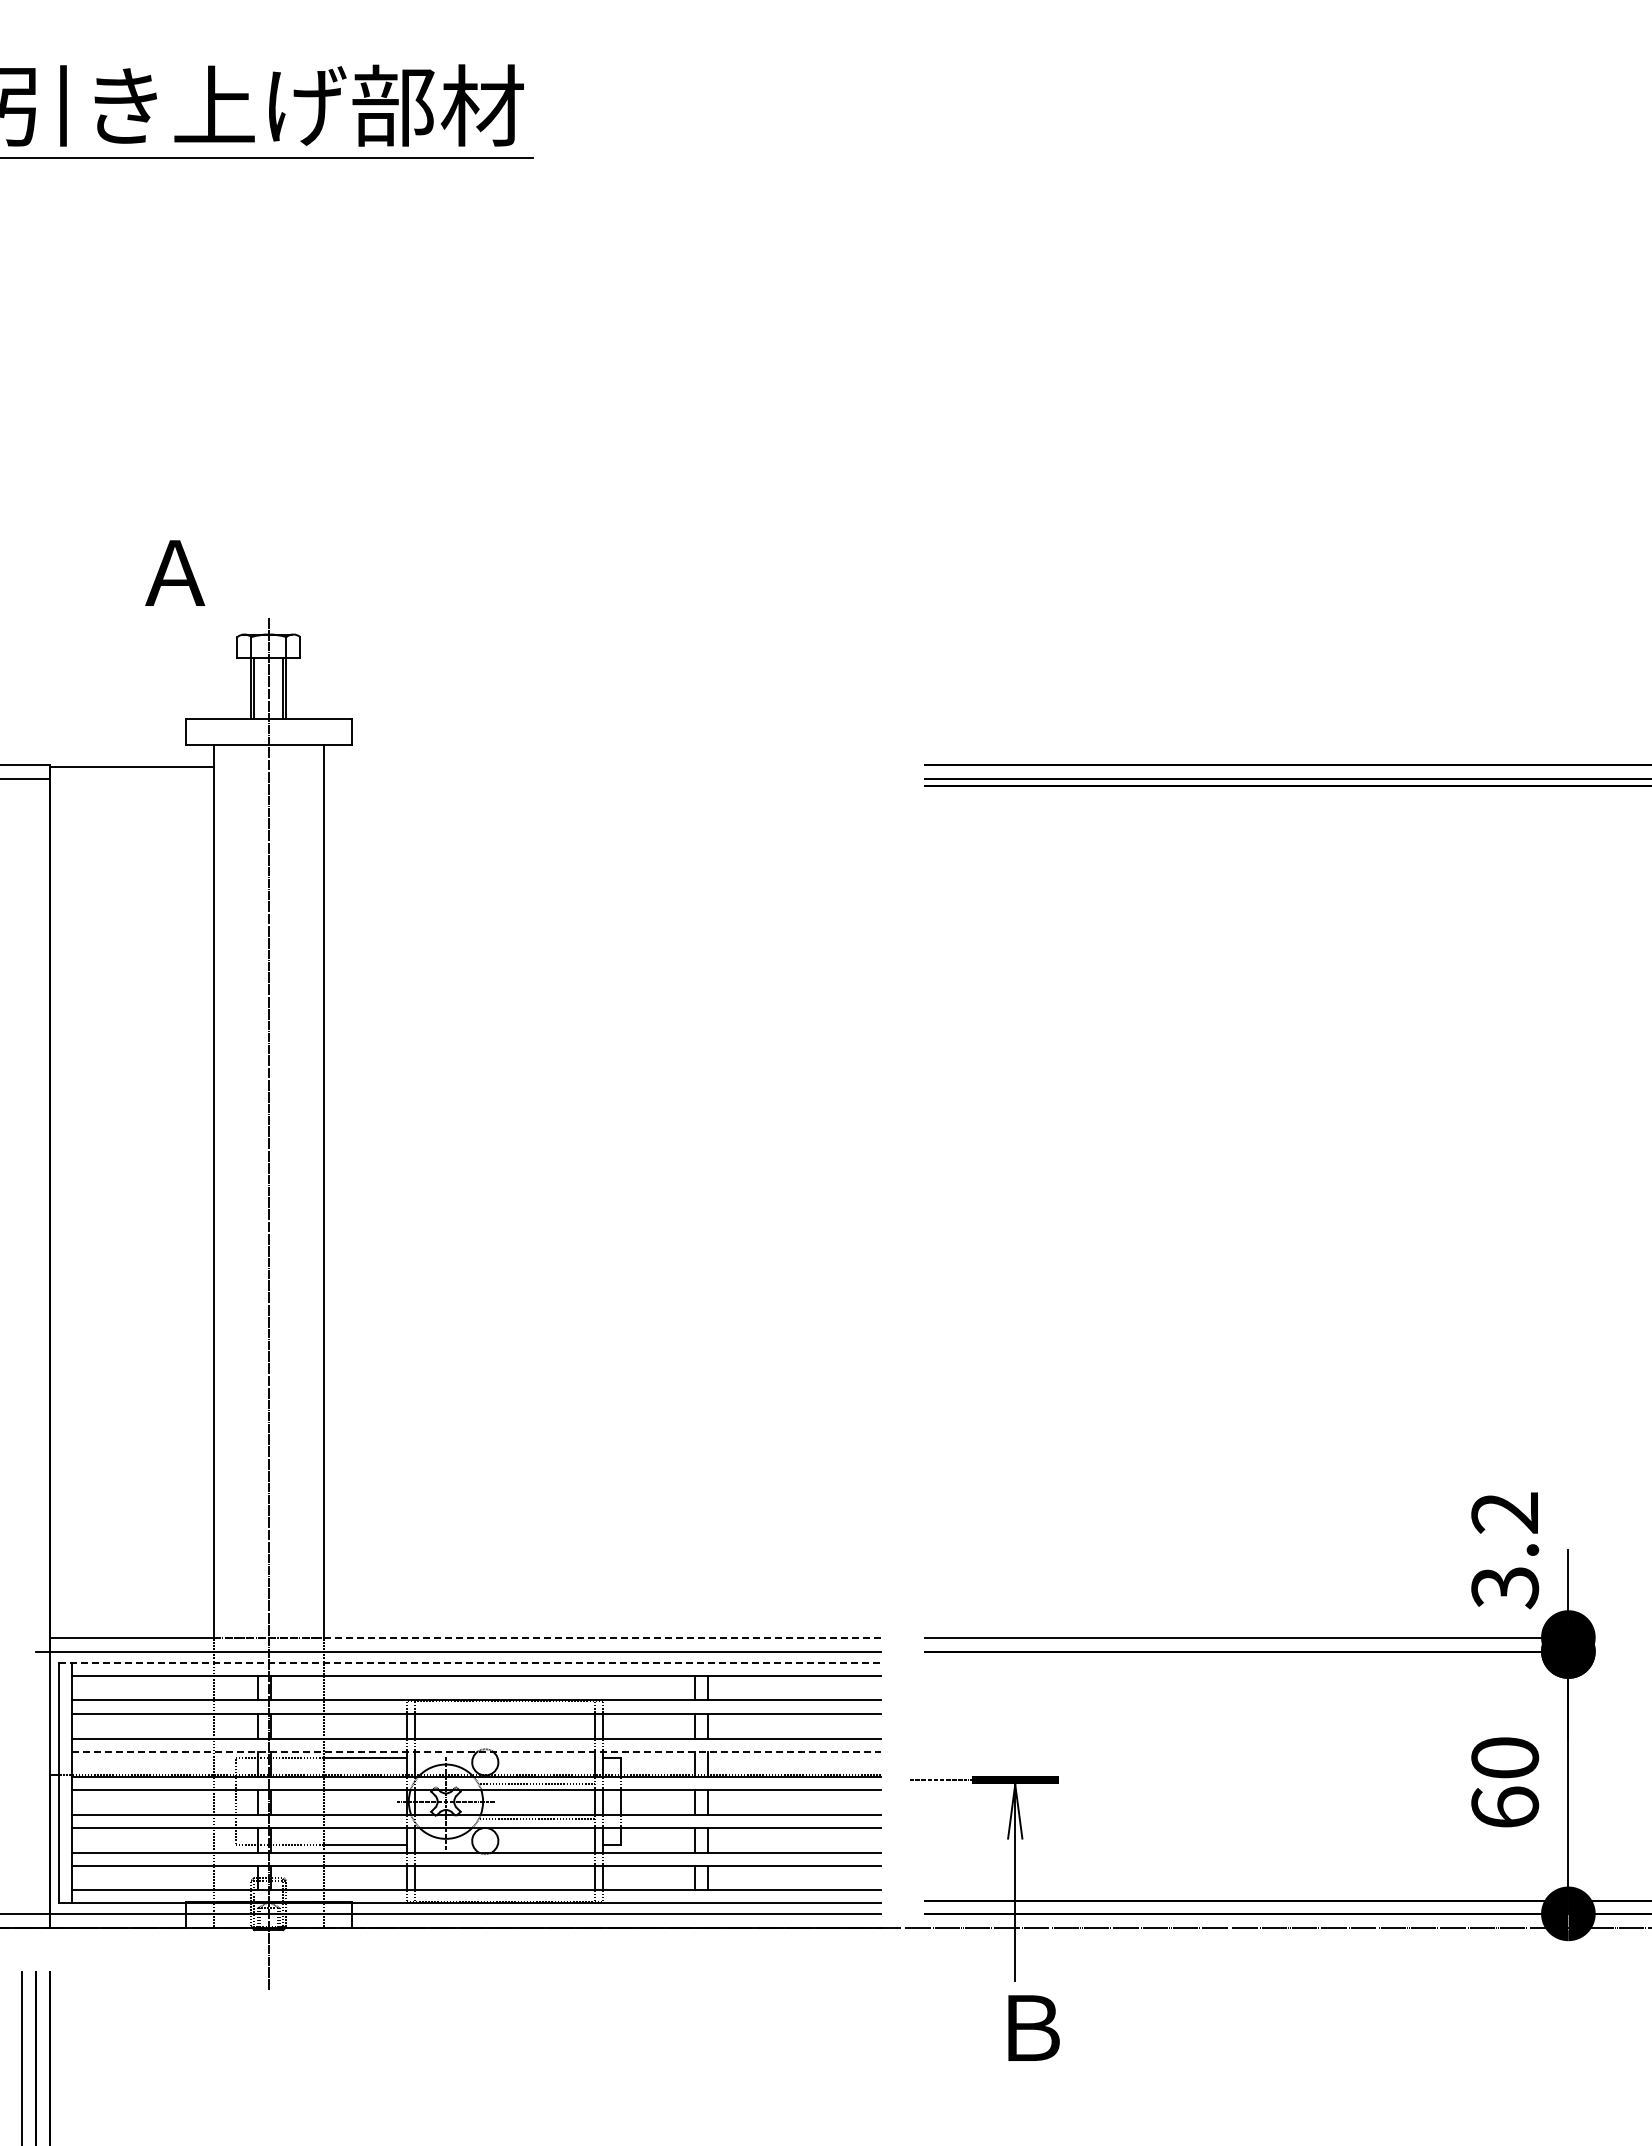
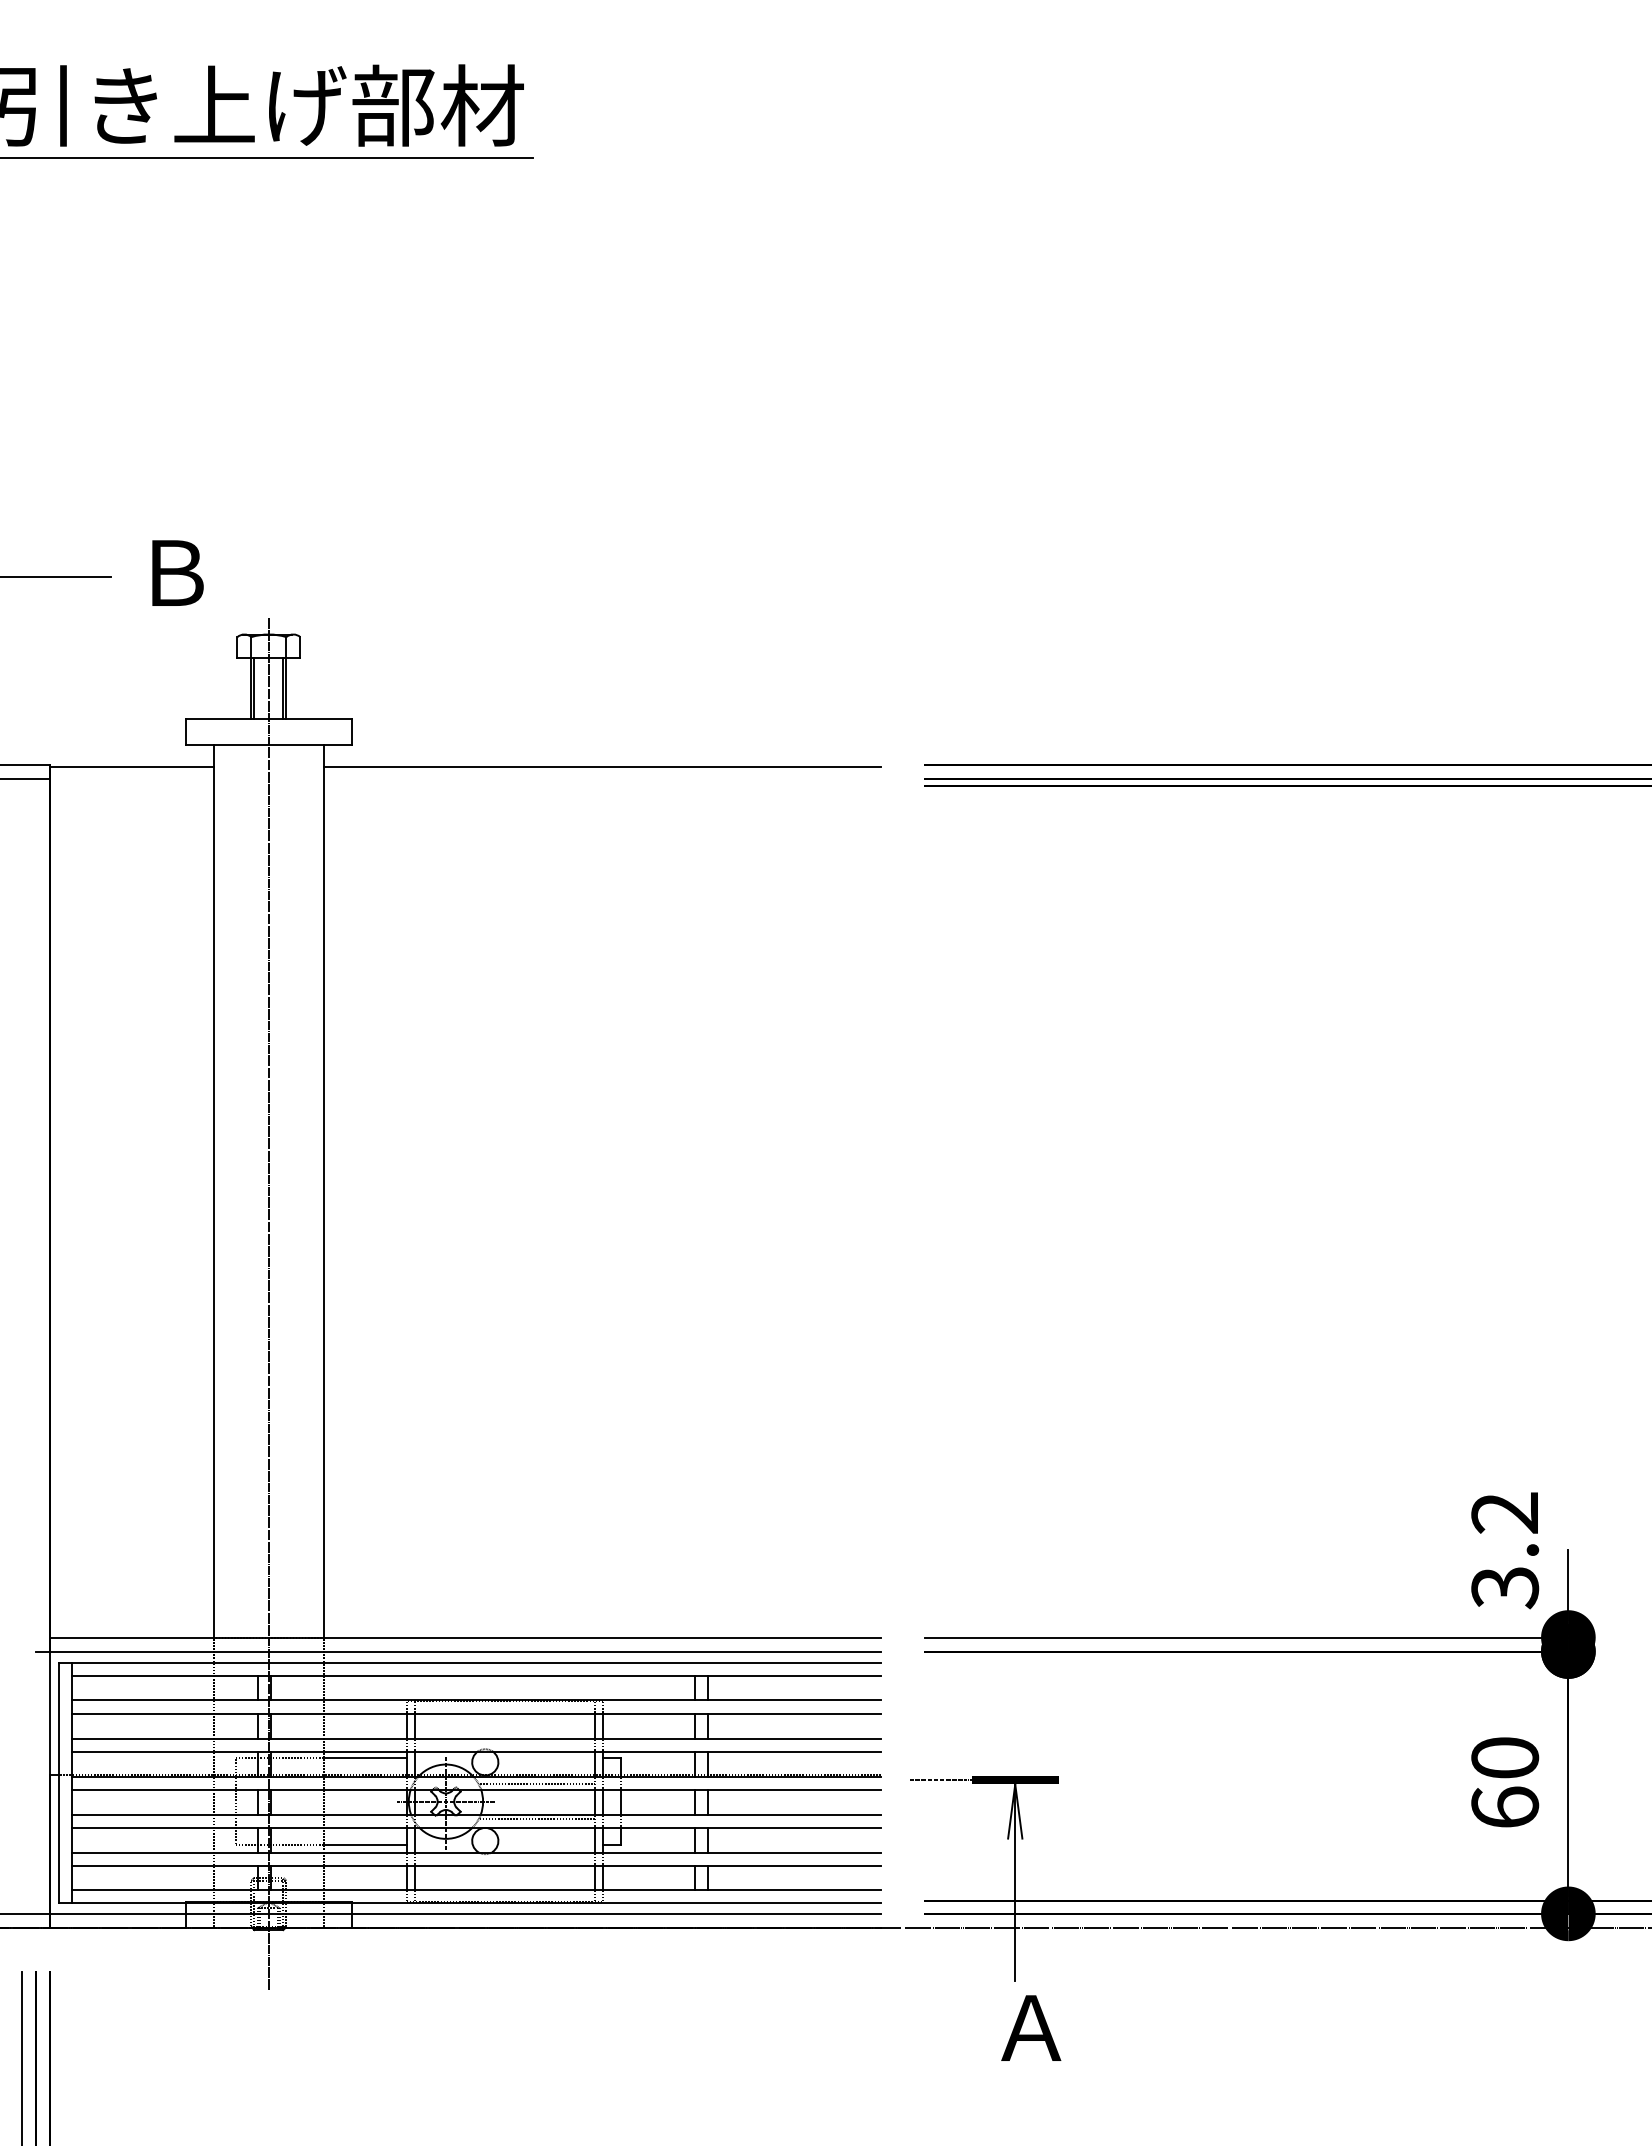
text: Ａ -> Ｂ (175, 572)
line: none -> present (56, 576)
line: none -> present (601, 767)
line: dashed -> solid (547, 1637)
line: dashed -> solid (470, 1662)
line: dashed -> solid (477, 1751)
text: Ｂ -> Ａ (1031, 2027)
